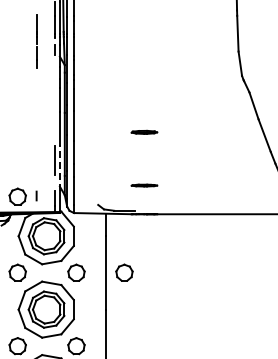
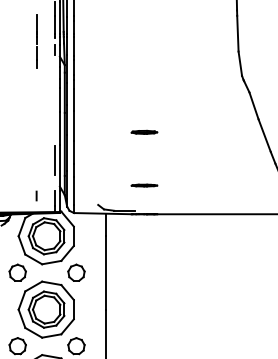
line: dashed -> solid (59, 167)
part: present -> none (17, 196)
part: present -> none (124, 272)
